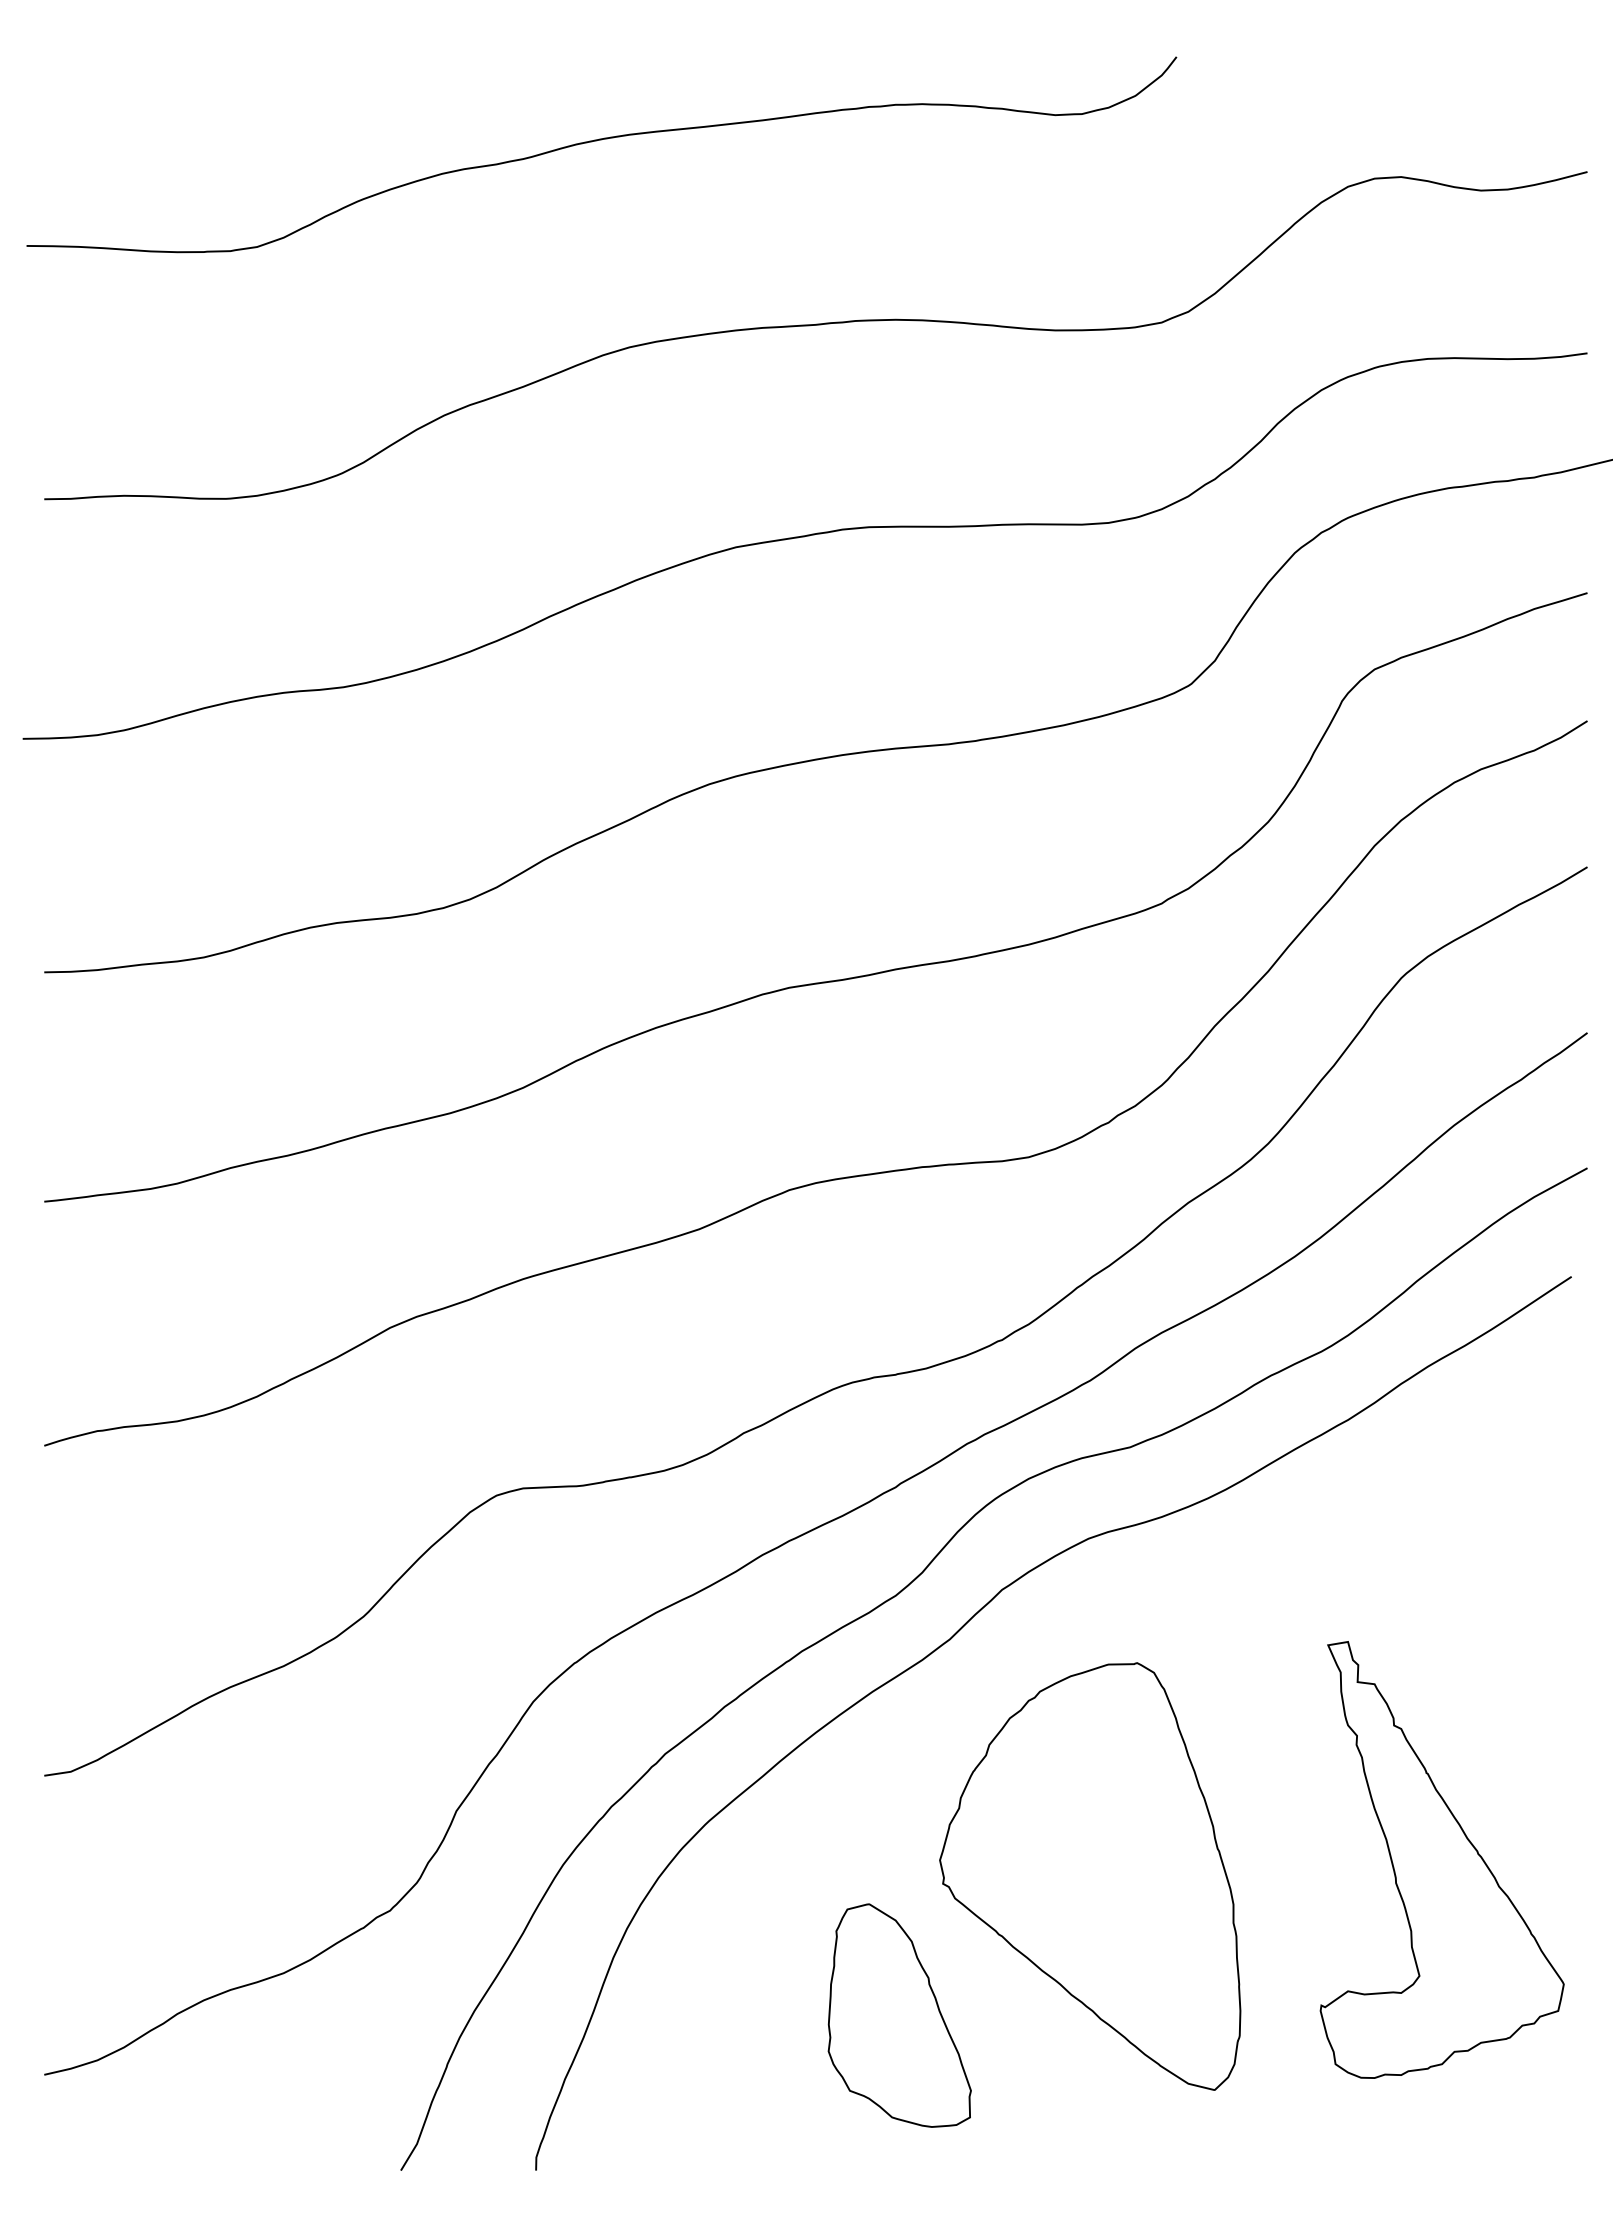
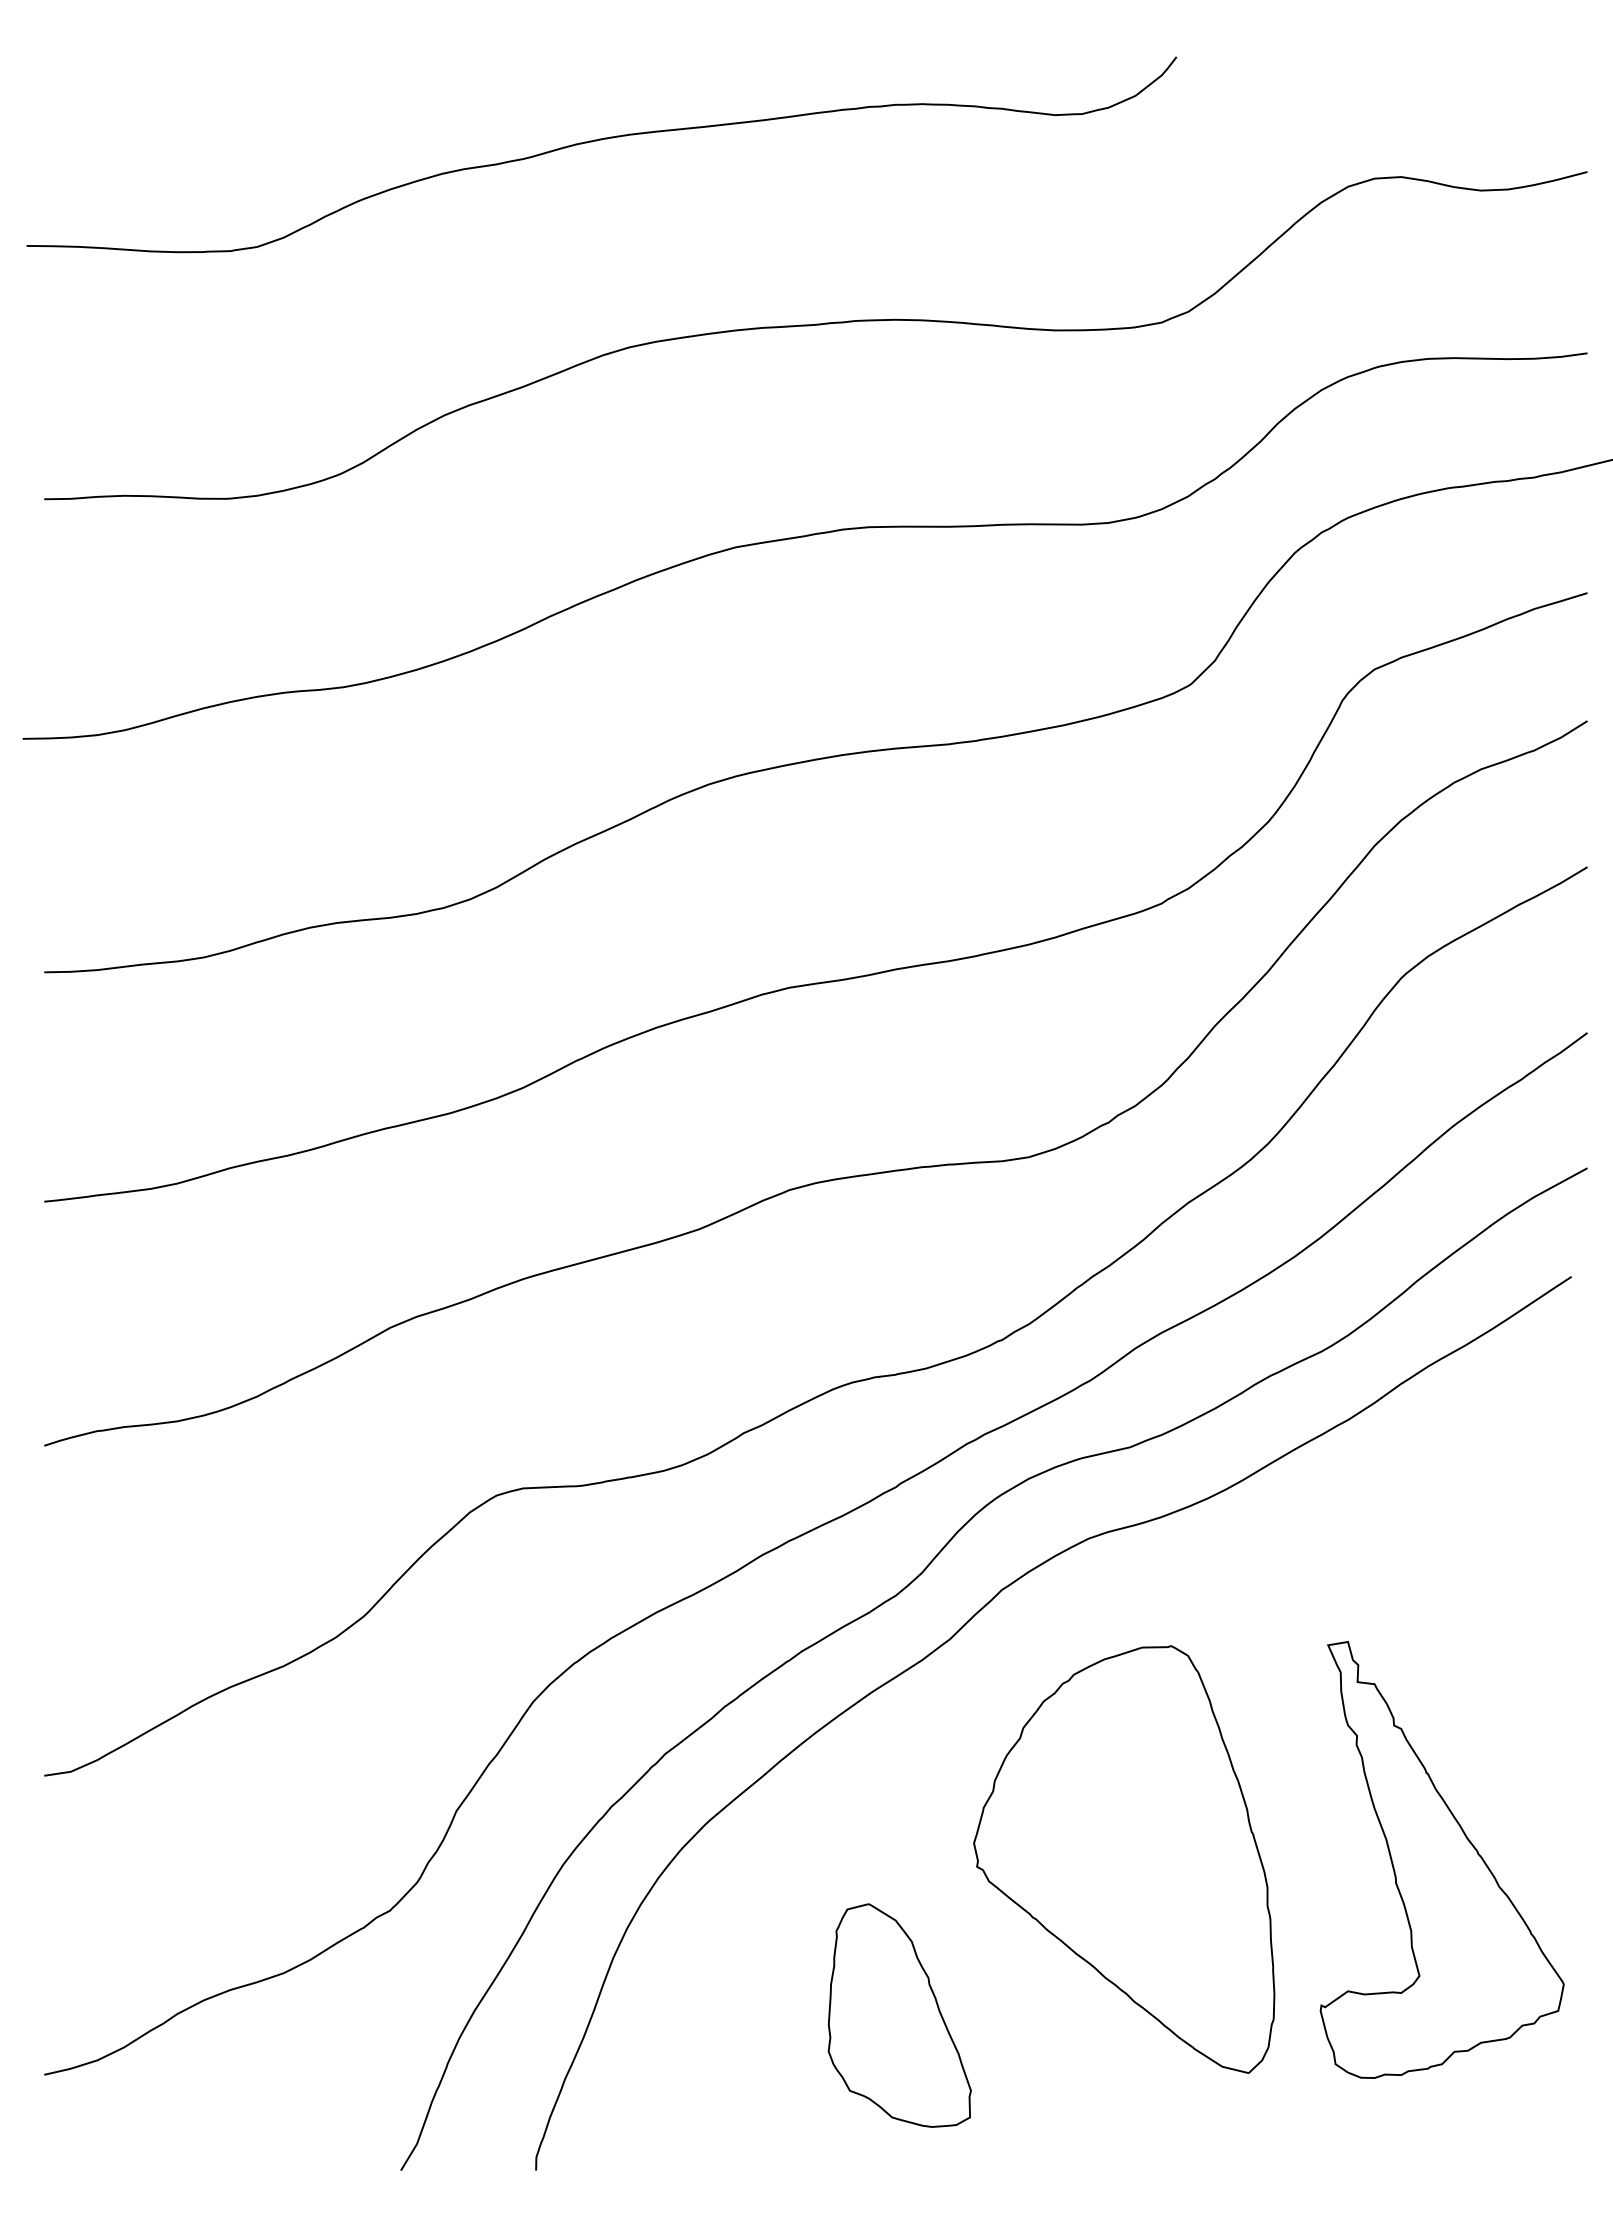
part position: (1090, 1876) -> (1124, 1859) (1124, 1859)
